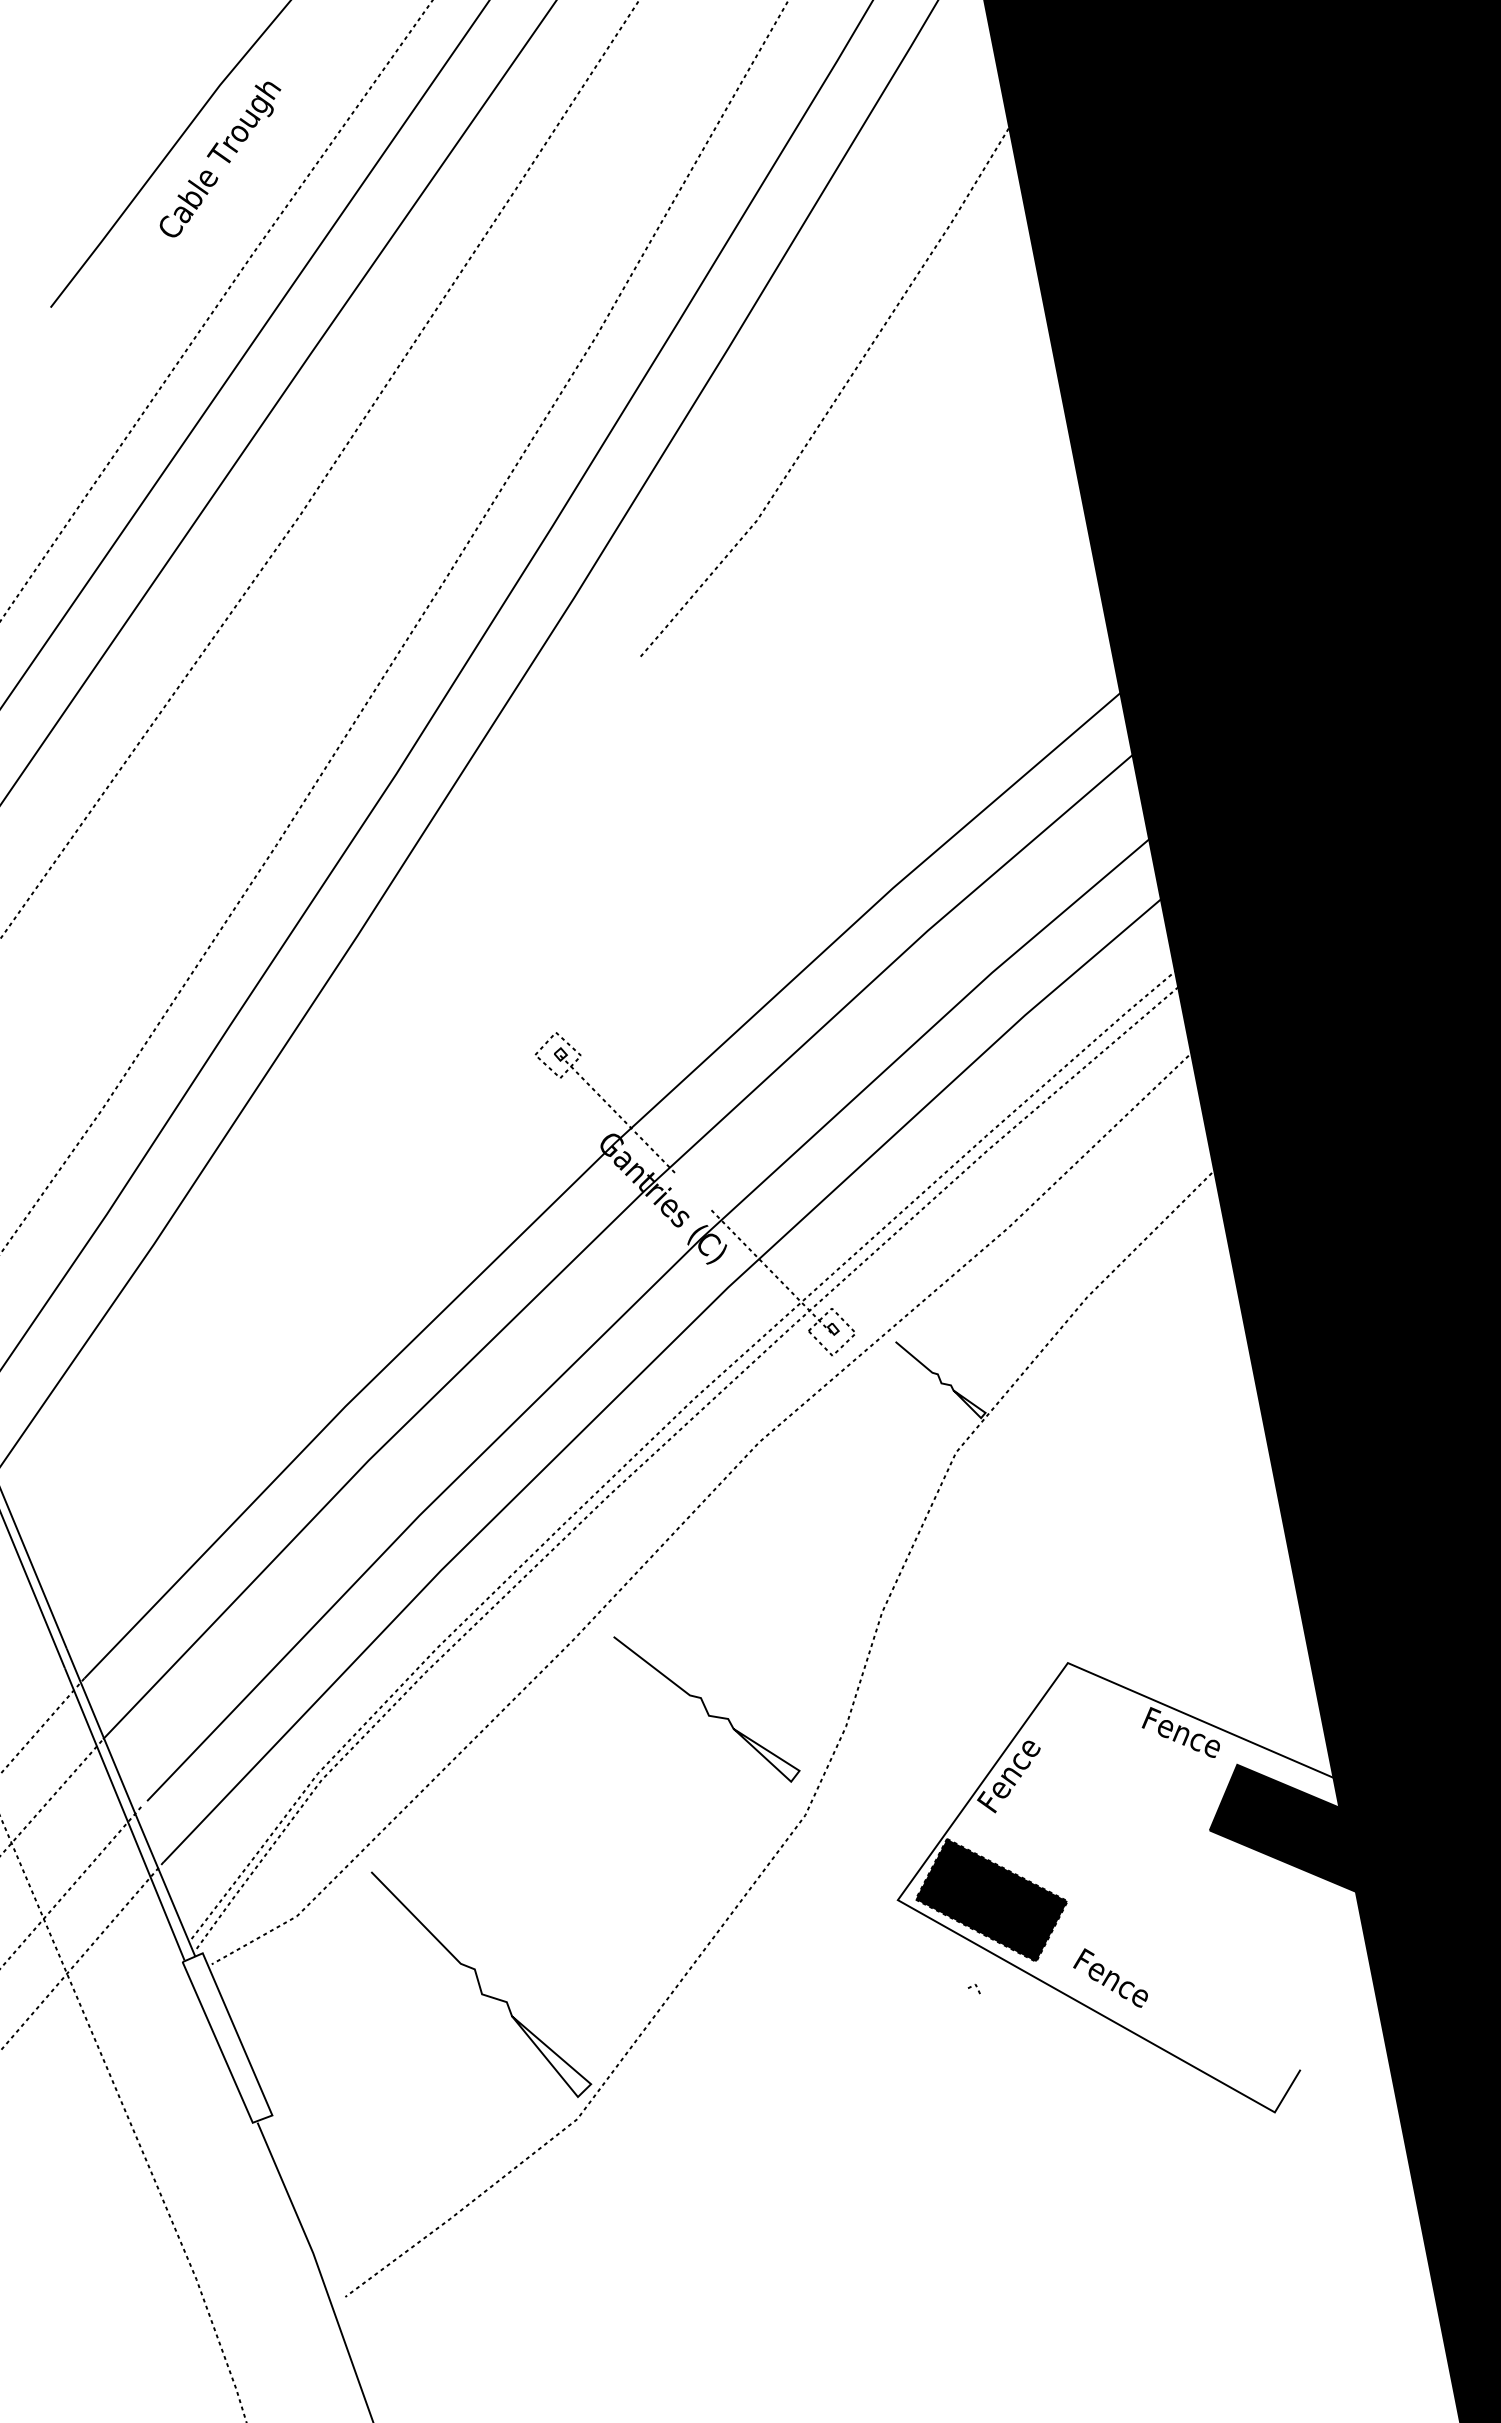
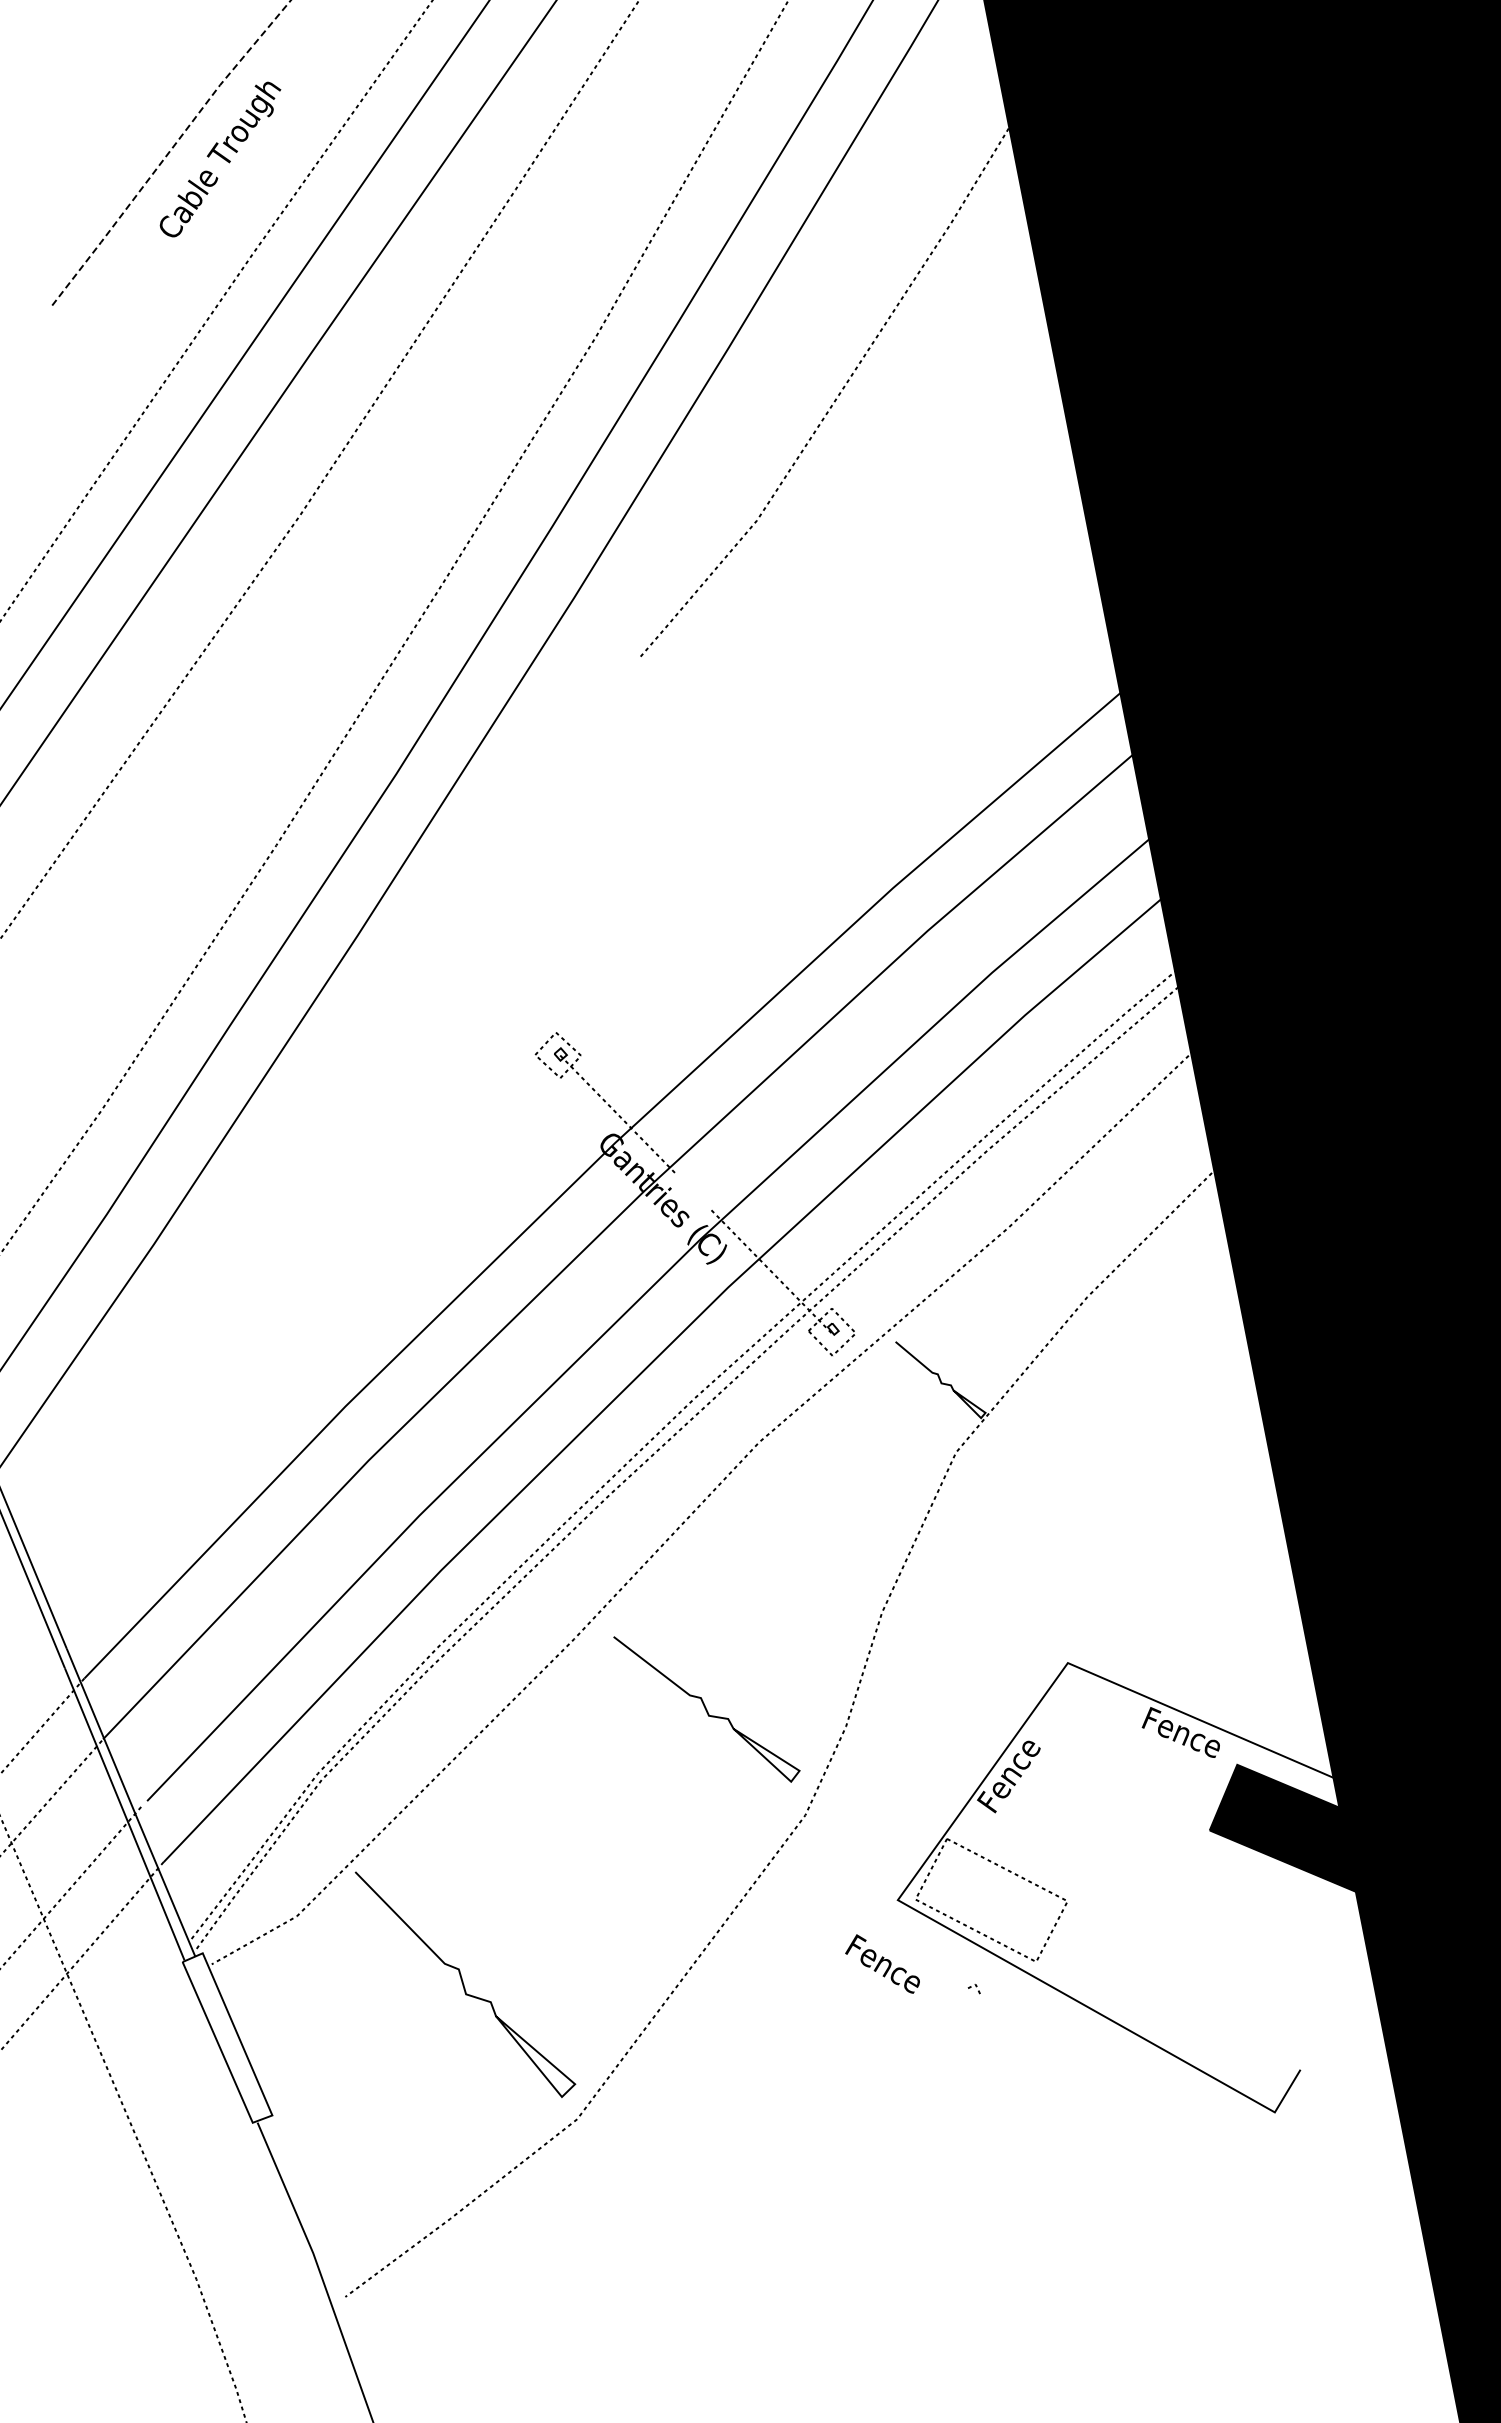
line: solid -> dashed (168, 152)
fill: present -> none (991, 1899)
text position: (1110, 1977) -> (882, 1963) (882, 1963)
part position: (481, 1984) -> (465, 1984) (465, 1984)
